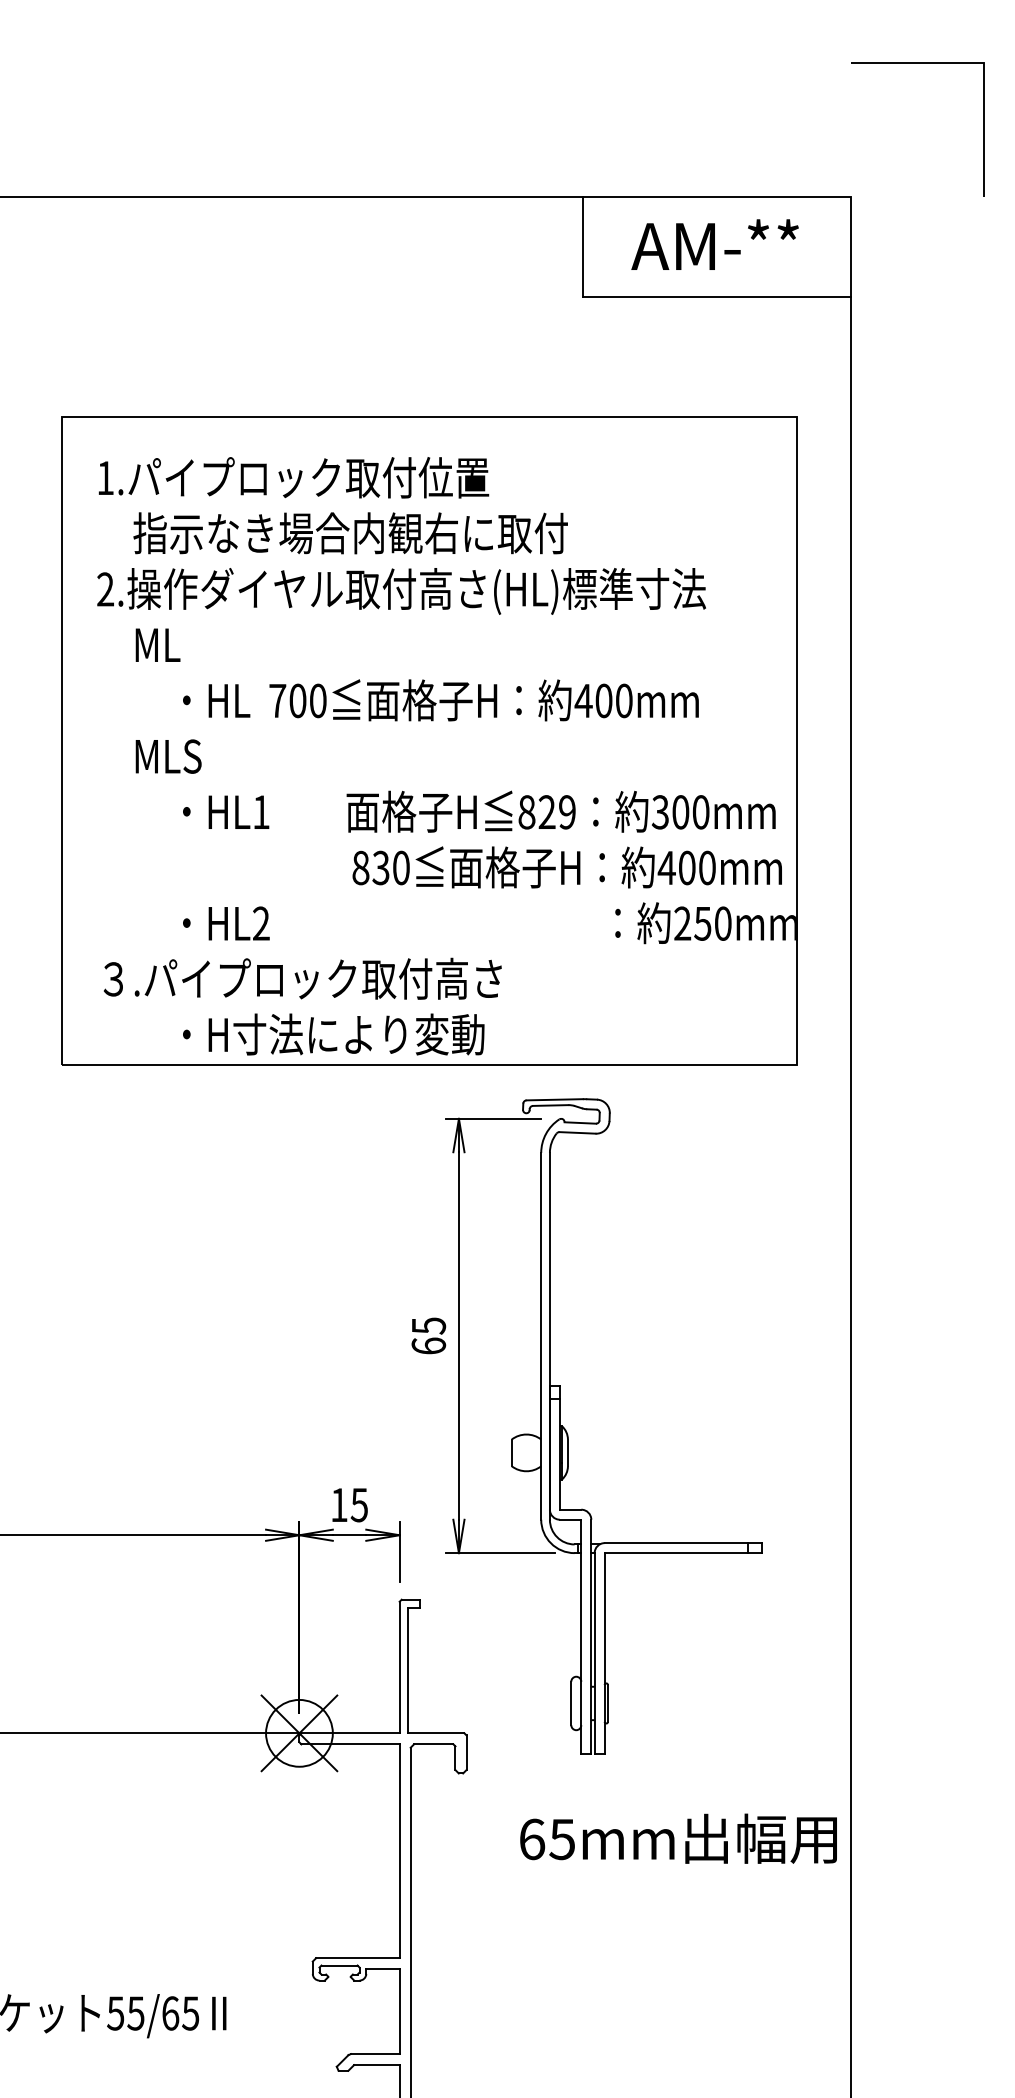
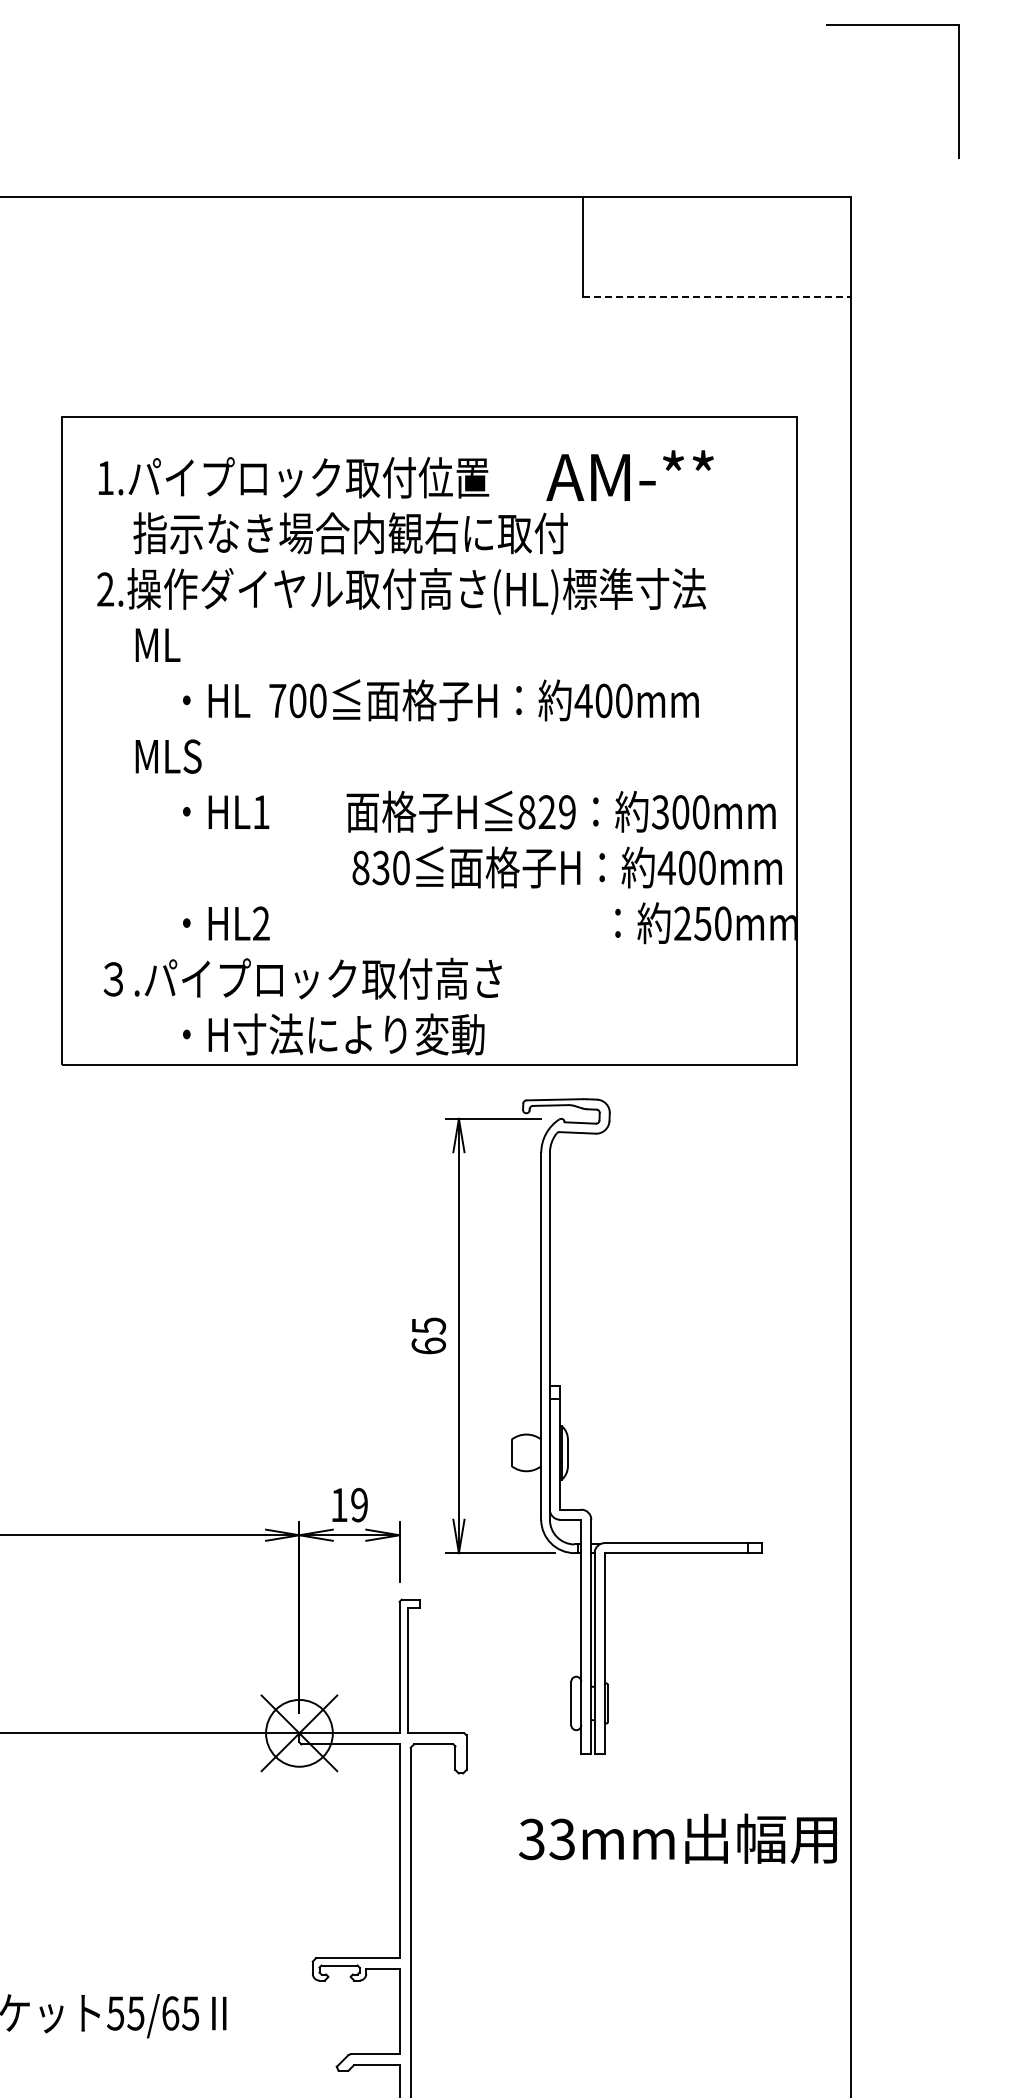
line position: (917, 63) -> (892, 25) (892, 25)
text position: (714, 244) -> (629, 475) (629, 475)
line: solid -> dashed (717, 296)
text: 15 -> 19 (358, 1504)
text: 65mm -> 33mm (546, 1839)
